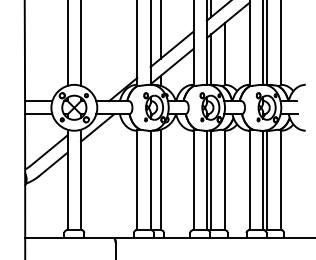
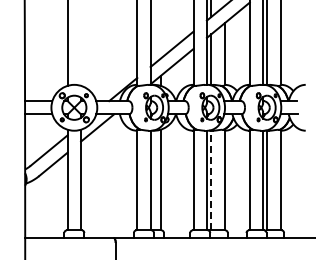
line: present -> none (160, 30)
line: present -> none (81, 43)
line: solid -> dashed (211, 180)
